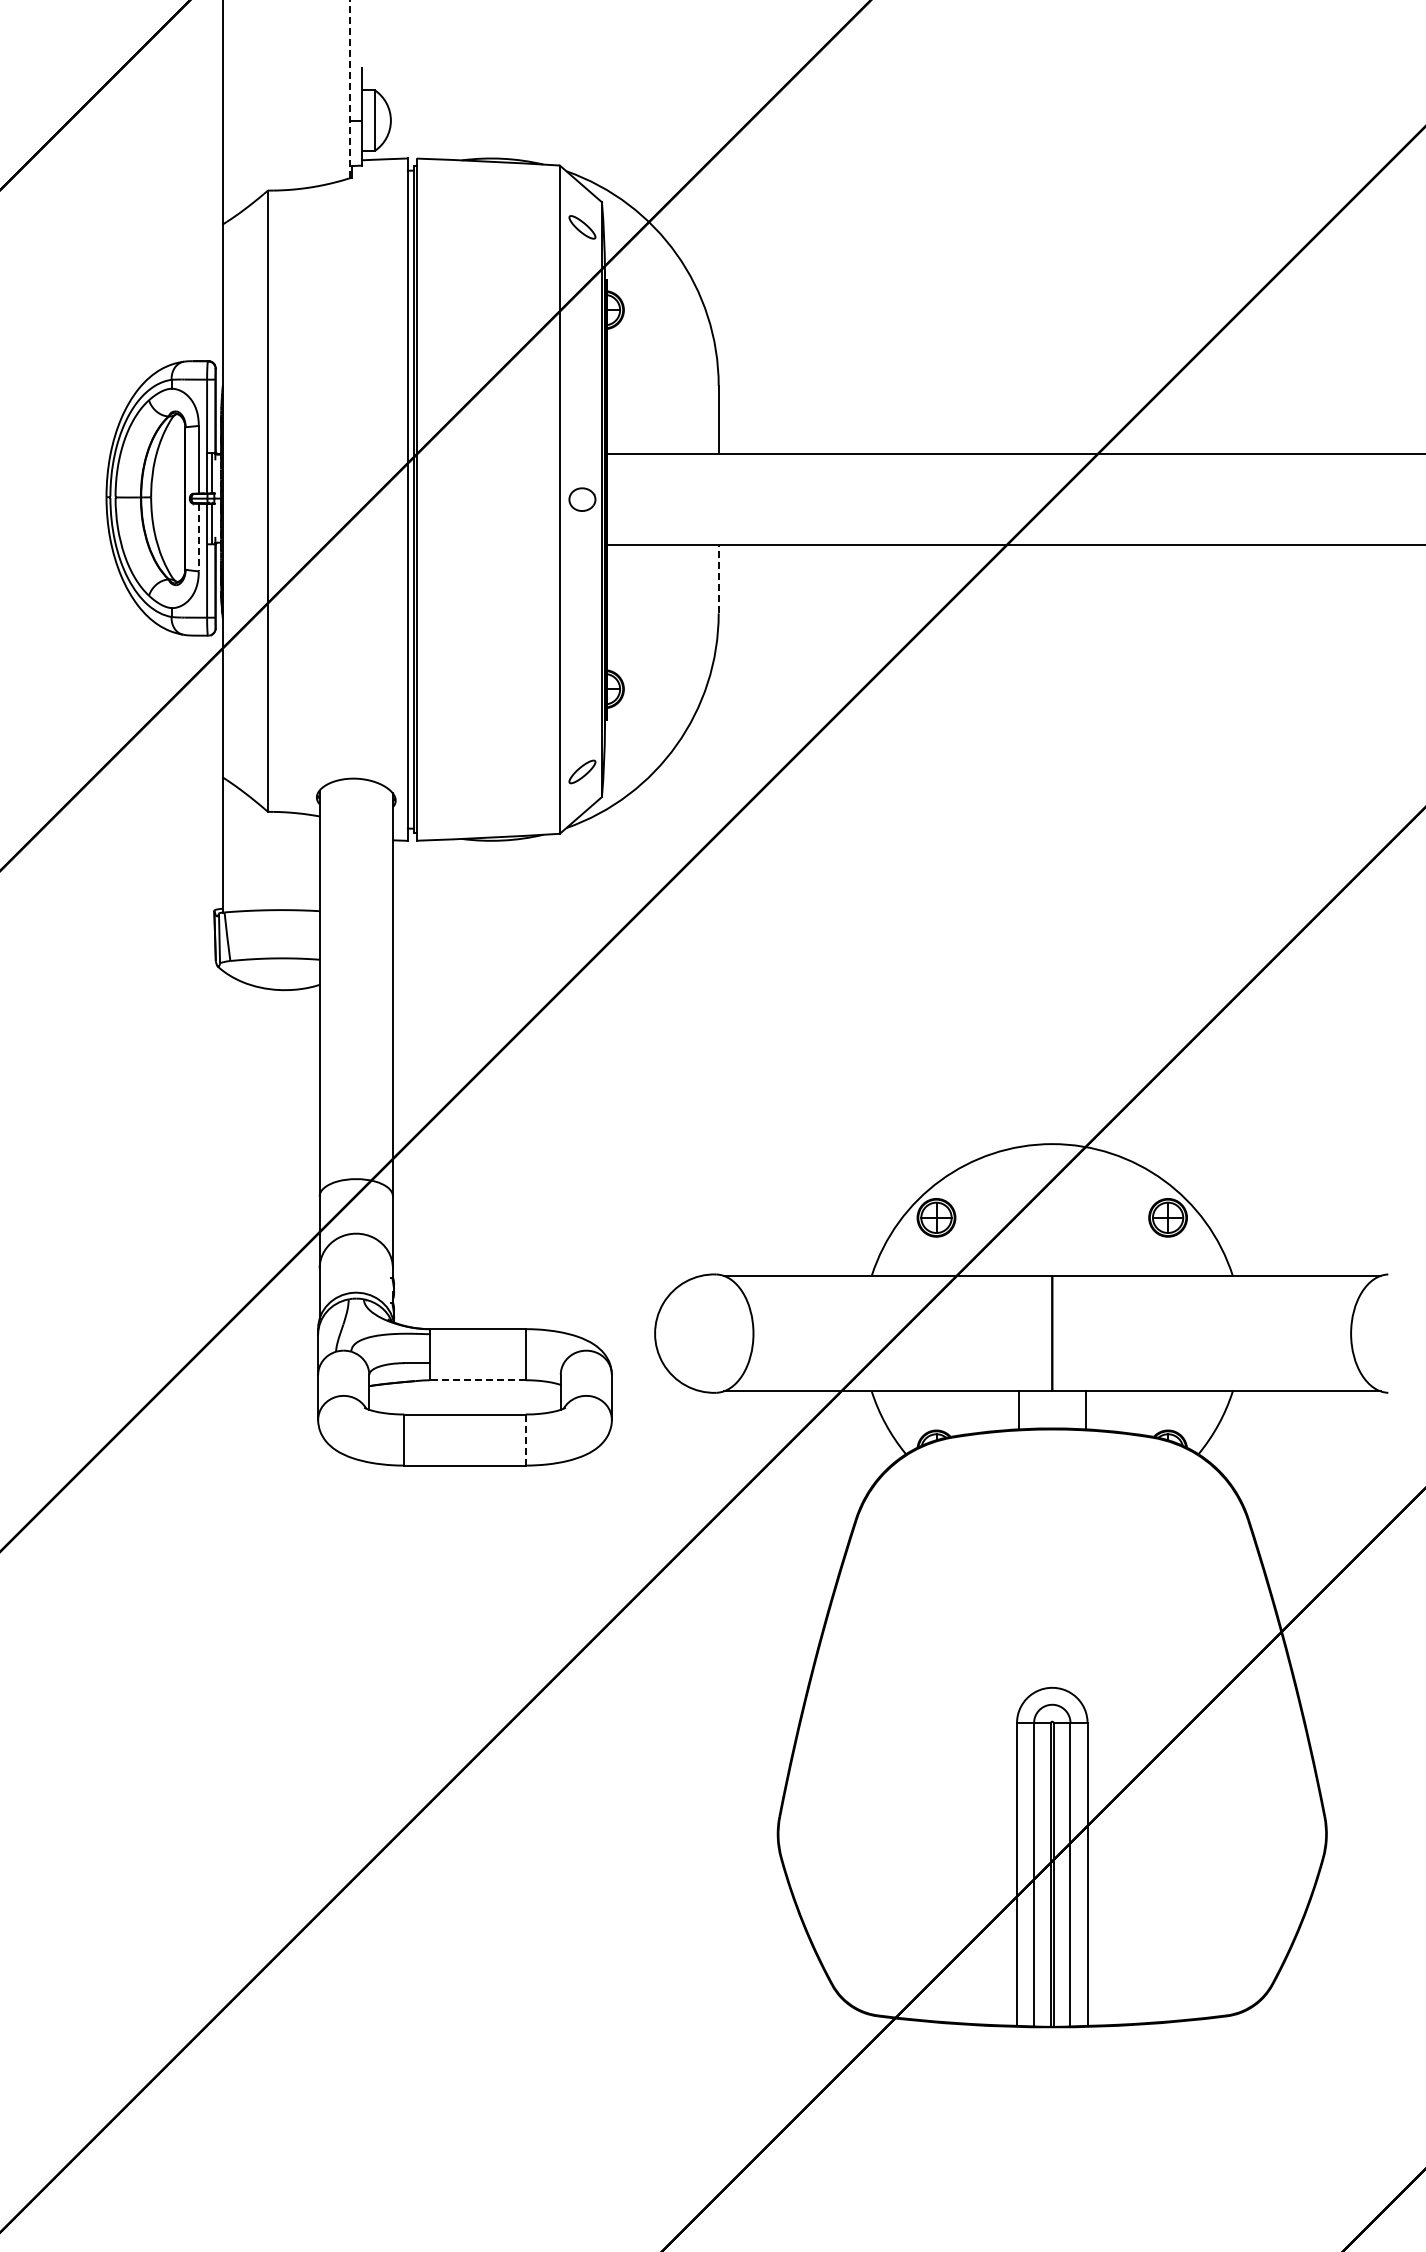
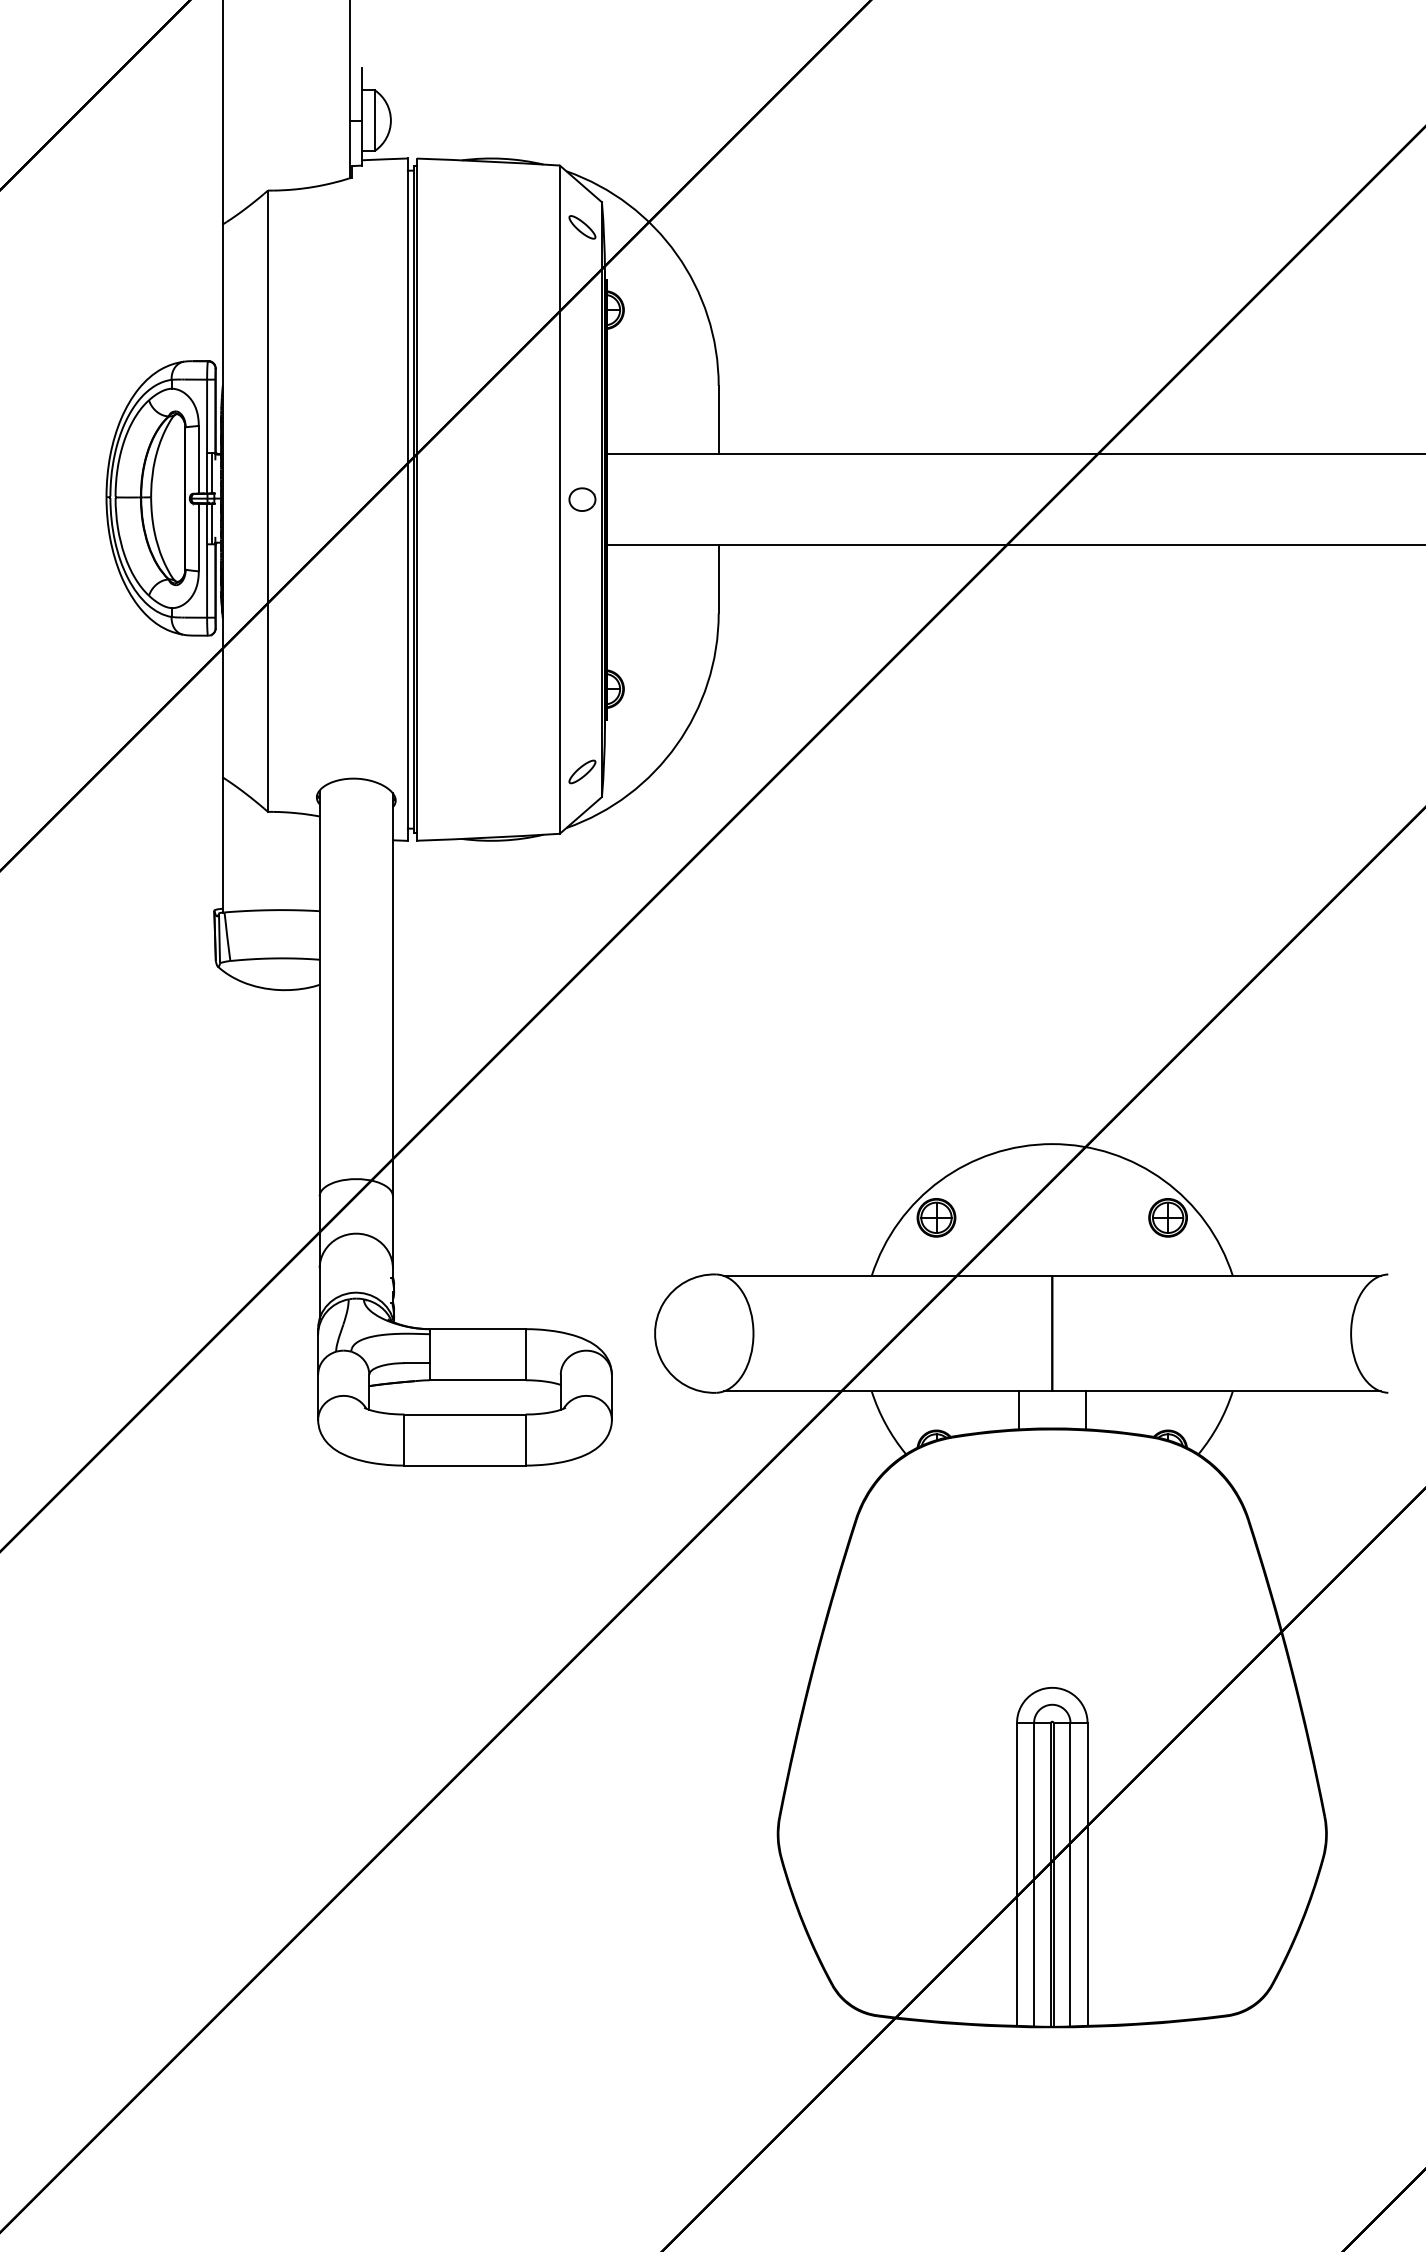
line: dashed -> solid (350, 89)
line: dashed -> solid (198, 537)
line: dashed -> solid (718, 578)
line: dashed -> solid (477, 1380)
line: dashed -> solid (525, 1440)
